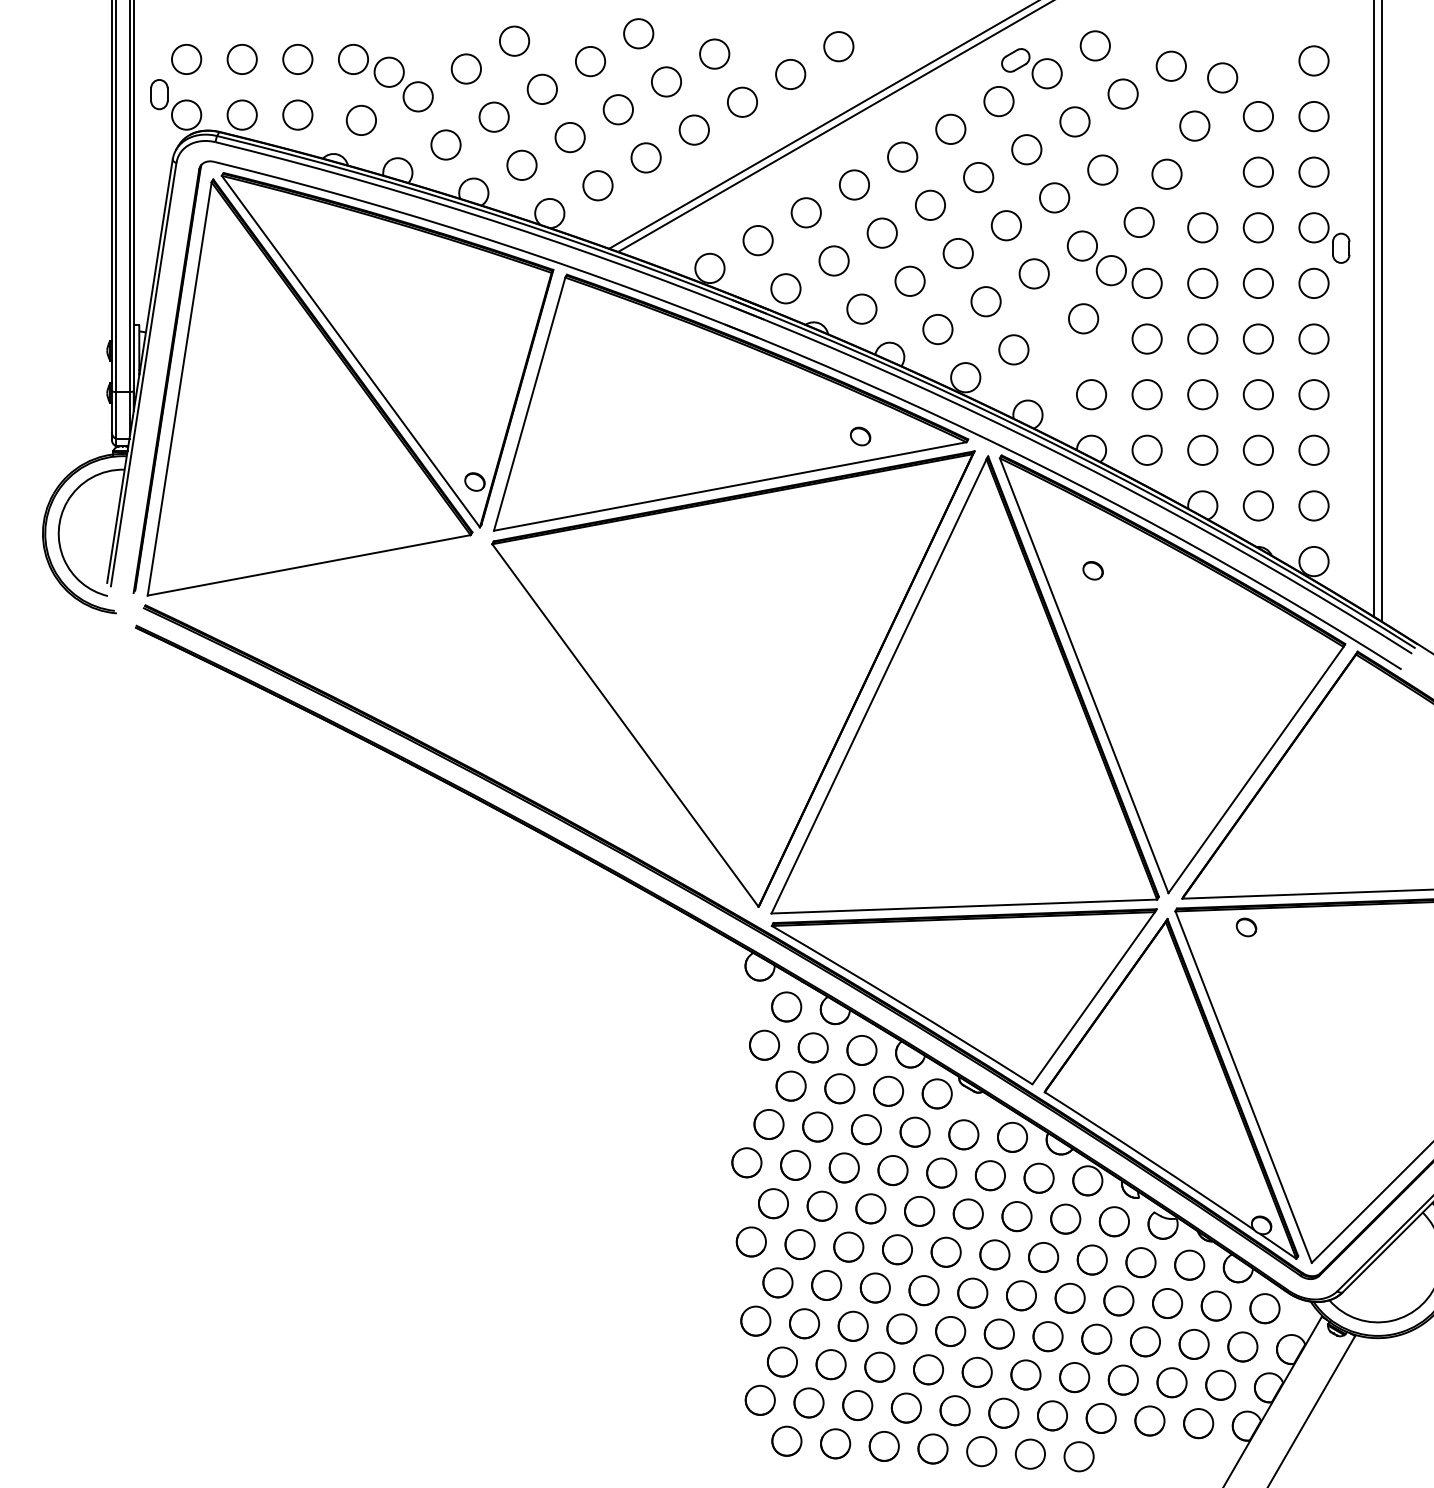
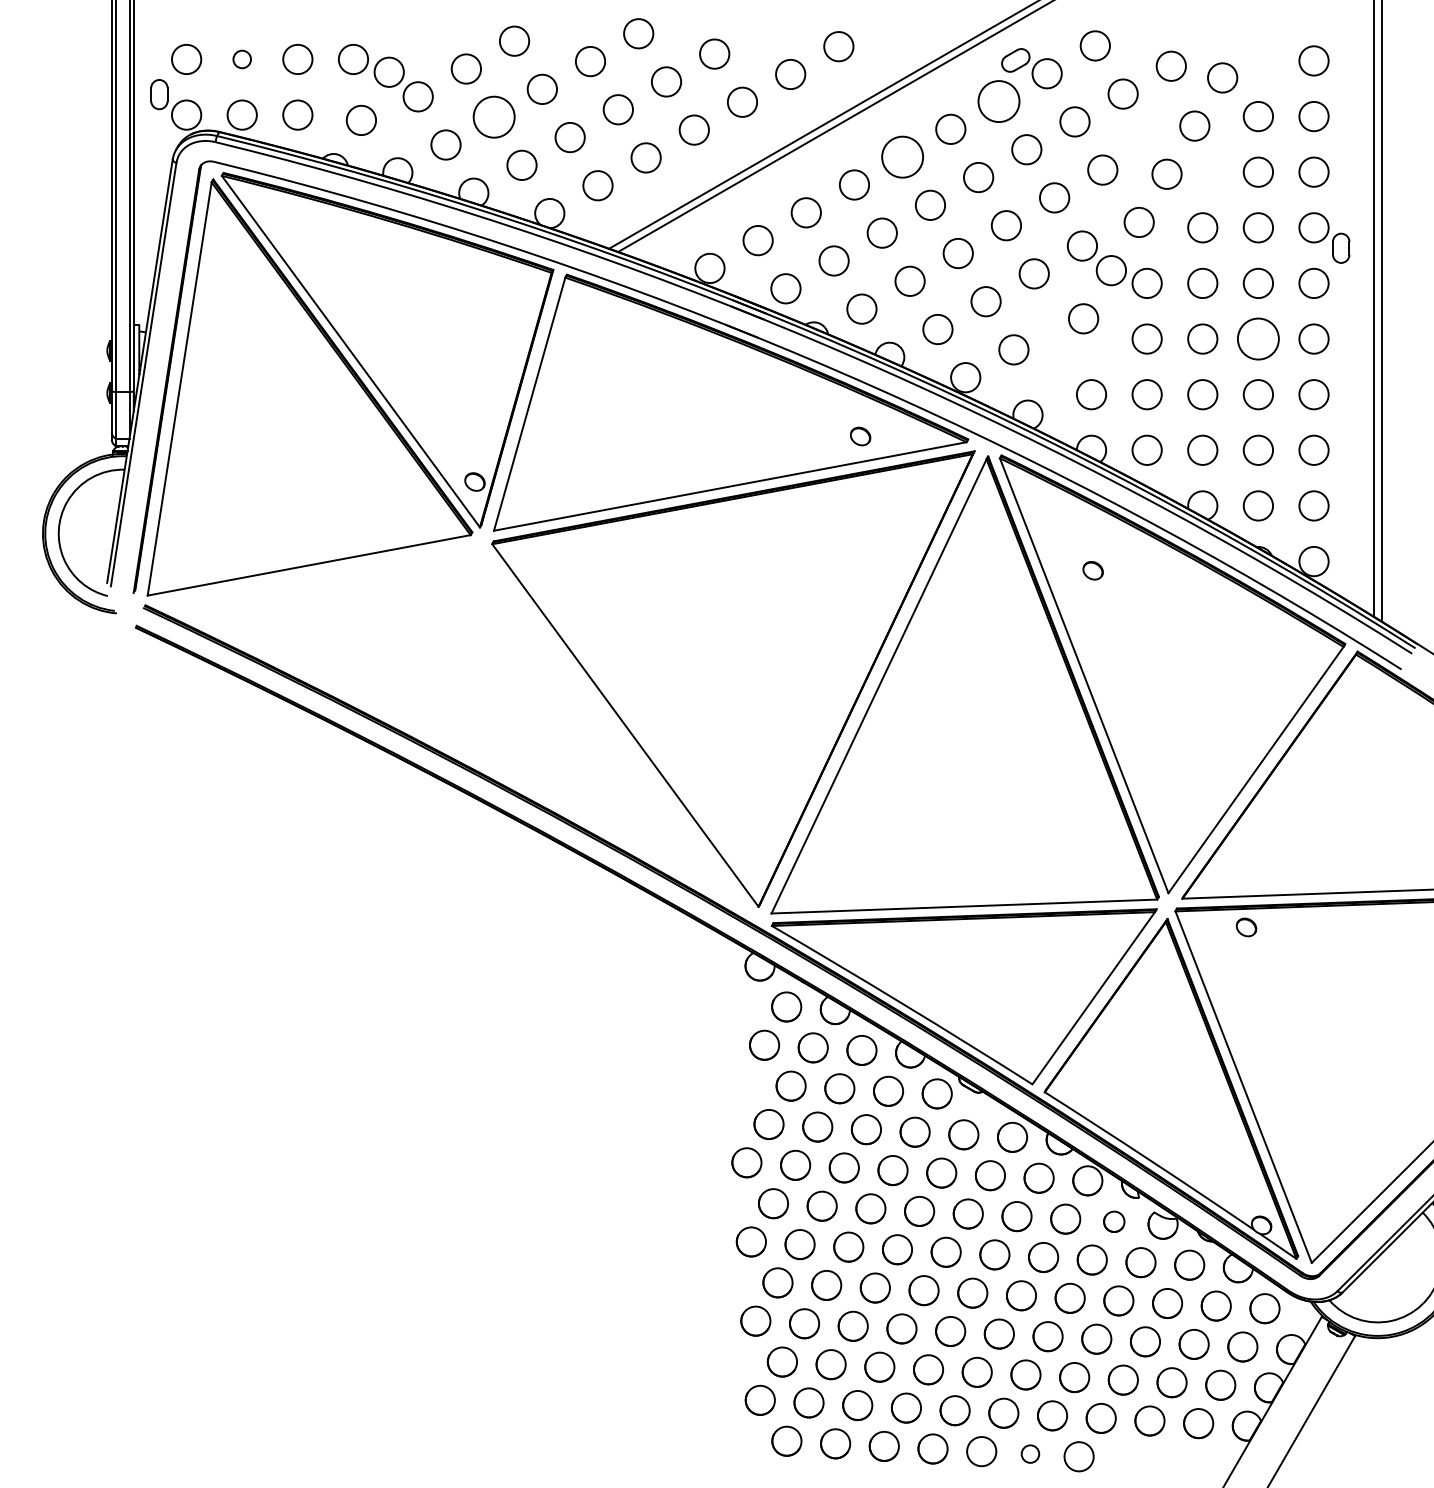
circle diameter: 29 px -> 18 px (242, 59)
circle diameter: 29 px -> 41 px (998, 101)
circle diameter: 29 px -> 41 px (493, 116)
circle diameter: 29 px -> 41 px (902, 156)
circle diameter: 29 px -> 41 px (1257, 338)
circle size: 32x32 px -> 23x23 px (1114, 1221)
circle size: 31x32 px -> 21x20 px (1030, 1453)
